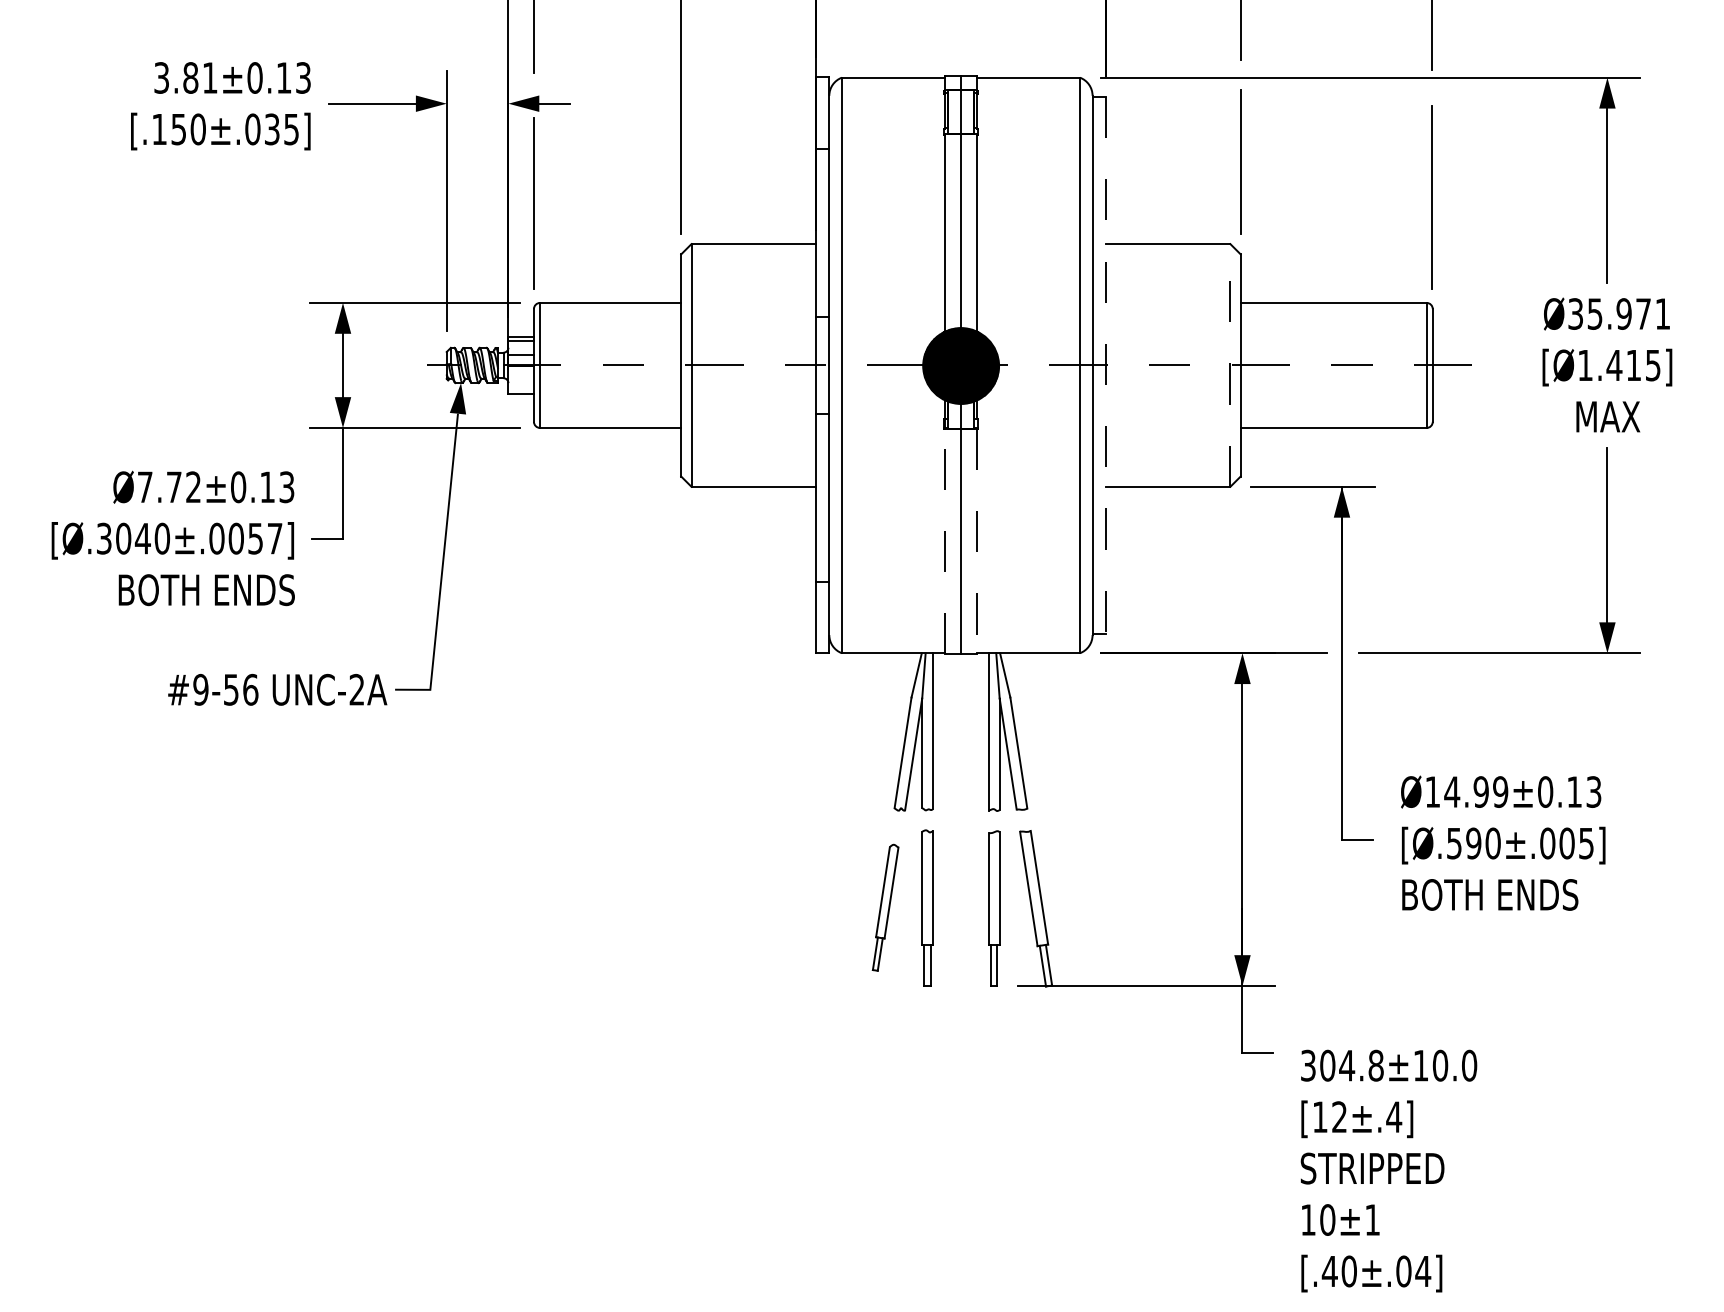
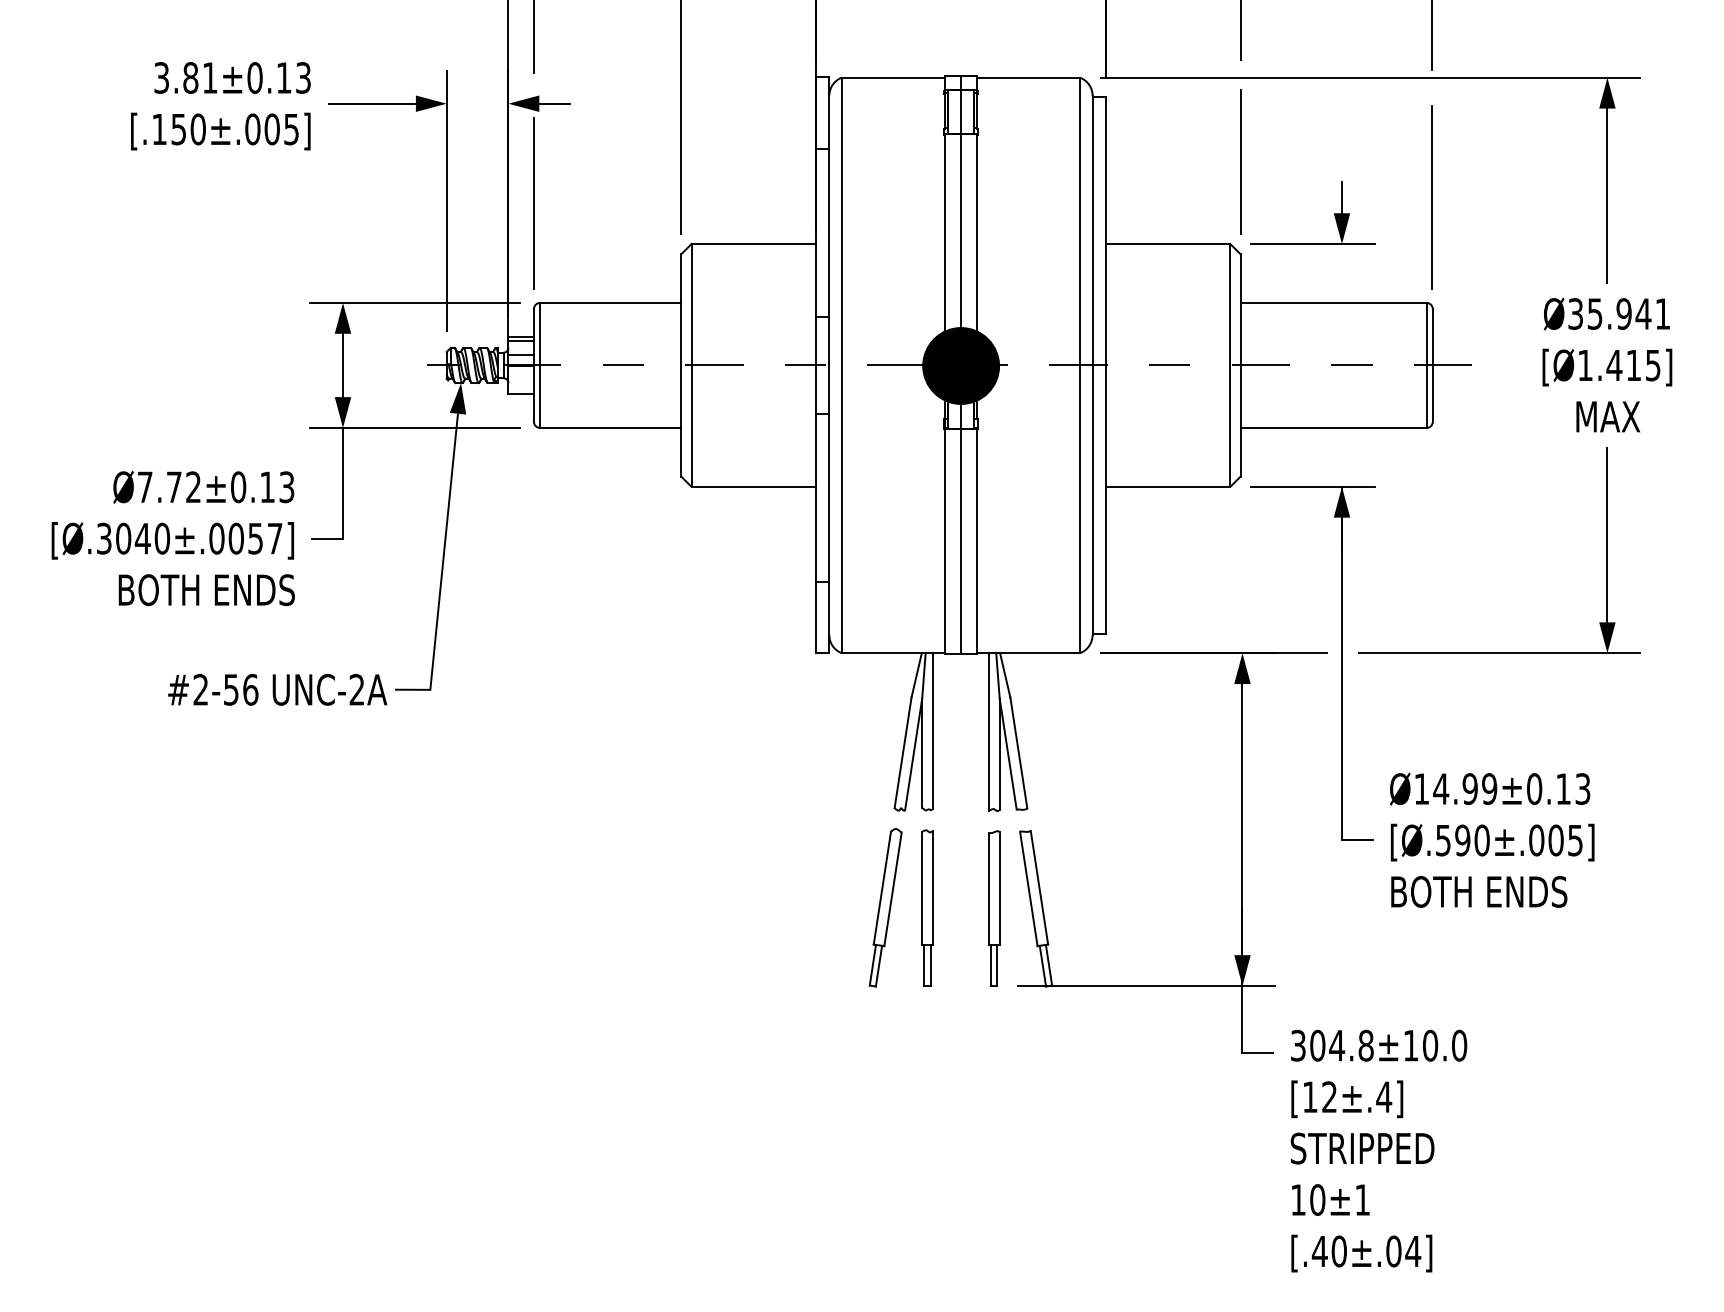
text: [.150±.035] -> [.150±.005] (271, 129)
part: none -> present (1334, 213)
text: Ø35.971 -> Ø35.941 (1643, 313)
line: dashed -> solid (1230, 364)
line: dashed -> solid (1105, 365)
line: dashed -> solid (944, 541)
line: dashed -> solid (977, 541)
text: #9-56 -> #2-56 (200, 689)
text position: (1503, 842) -> (1492, 839) (1492, 839)
part size: 29x129 px -> 35x160 px (885, 907)
text position: (1388, 1170) -> (1378, 1150) (1378, 1150)
